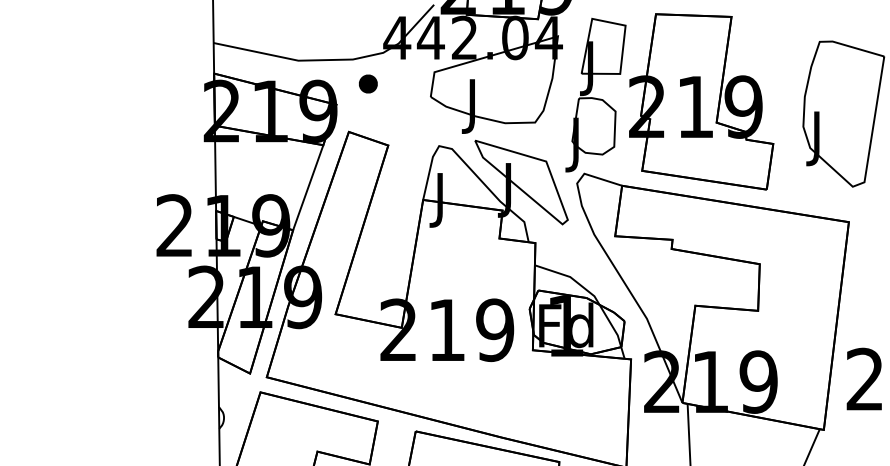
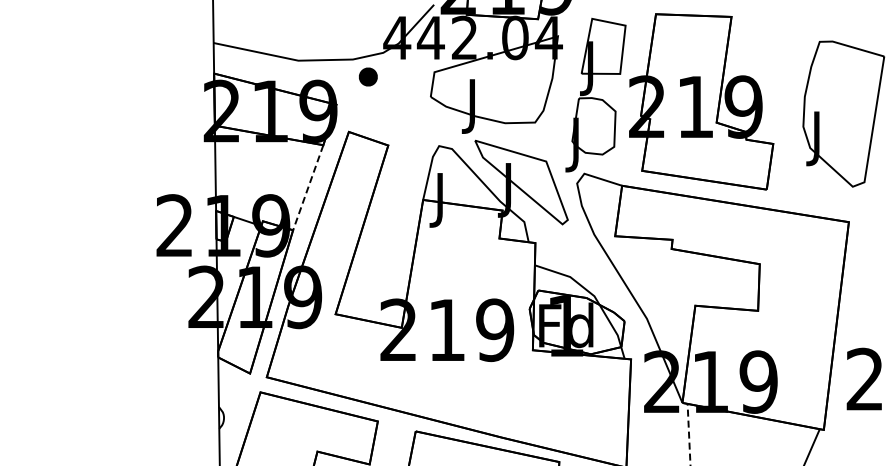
part position: (368, 83) -> (368, 76) (368, 76)
line: solid -> dashed (308, 188)
line: solid -> dashed (689, 434)
